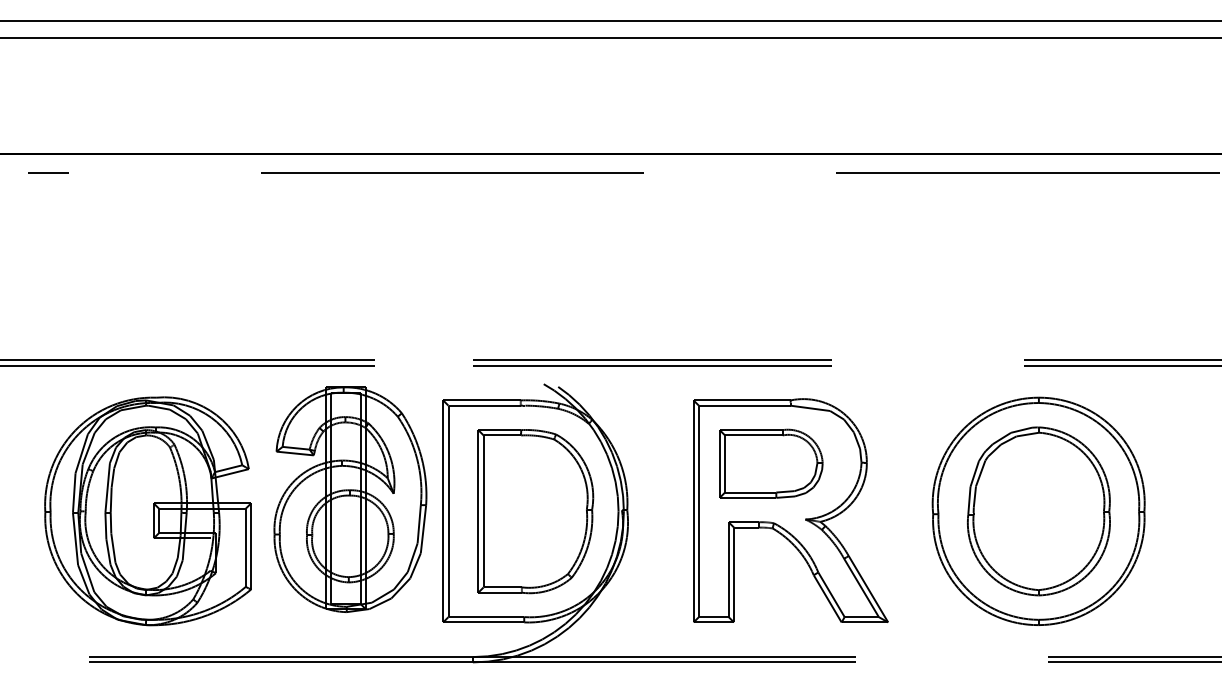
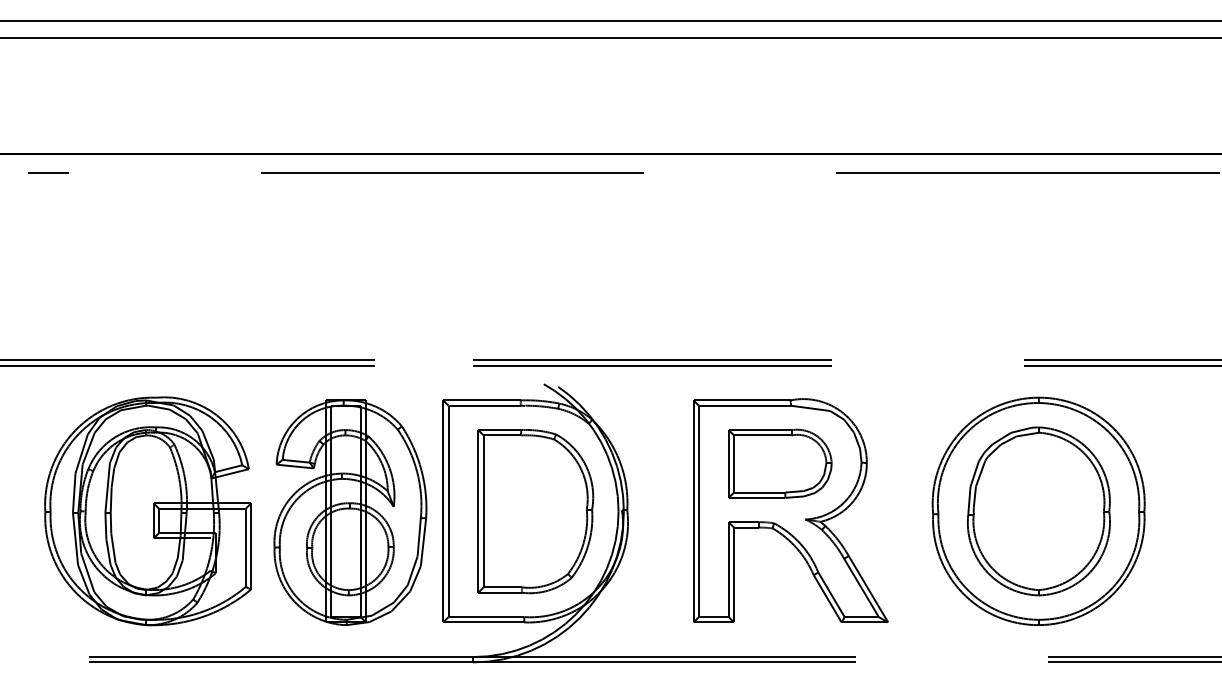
part position: (771, 463) -> (780, 463) (780, 463)
part position: (350, 499) -> (350, 512) (350, 512)
